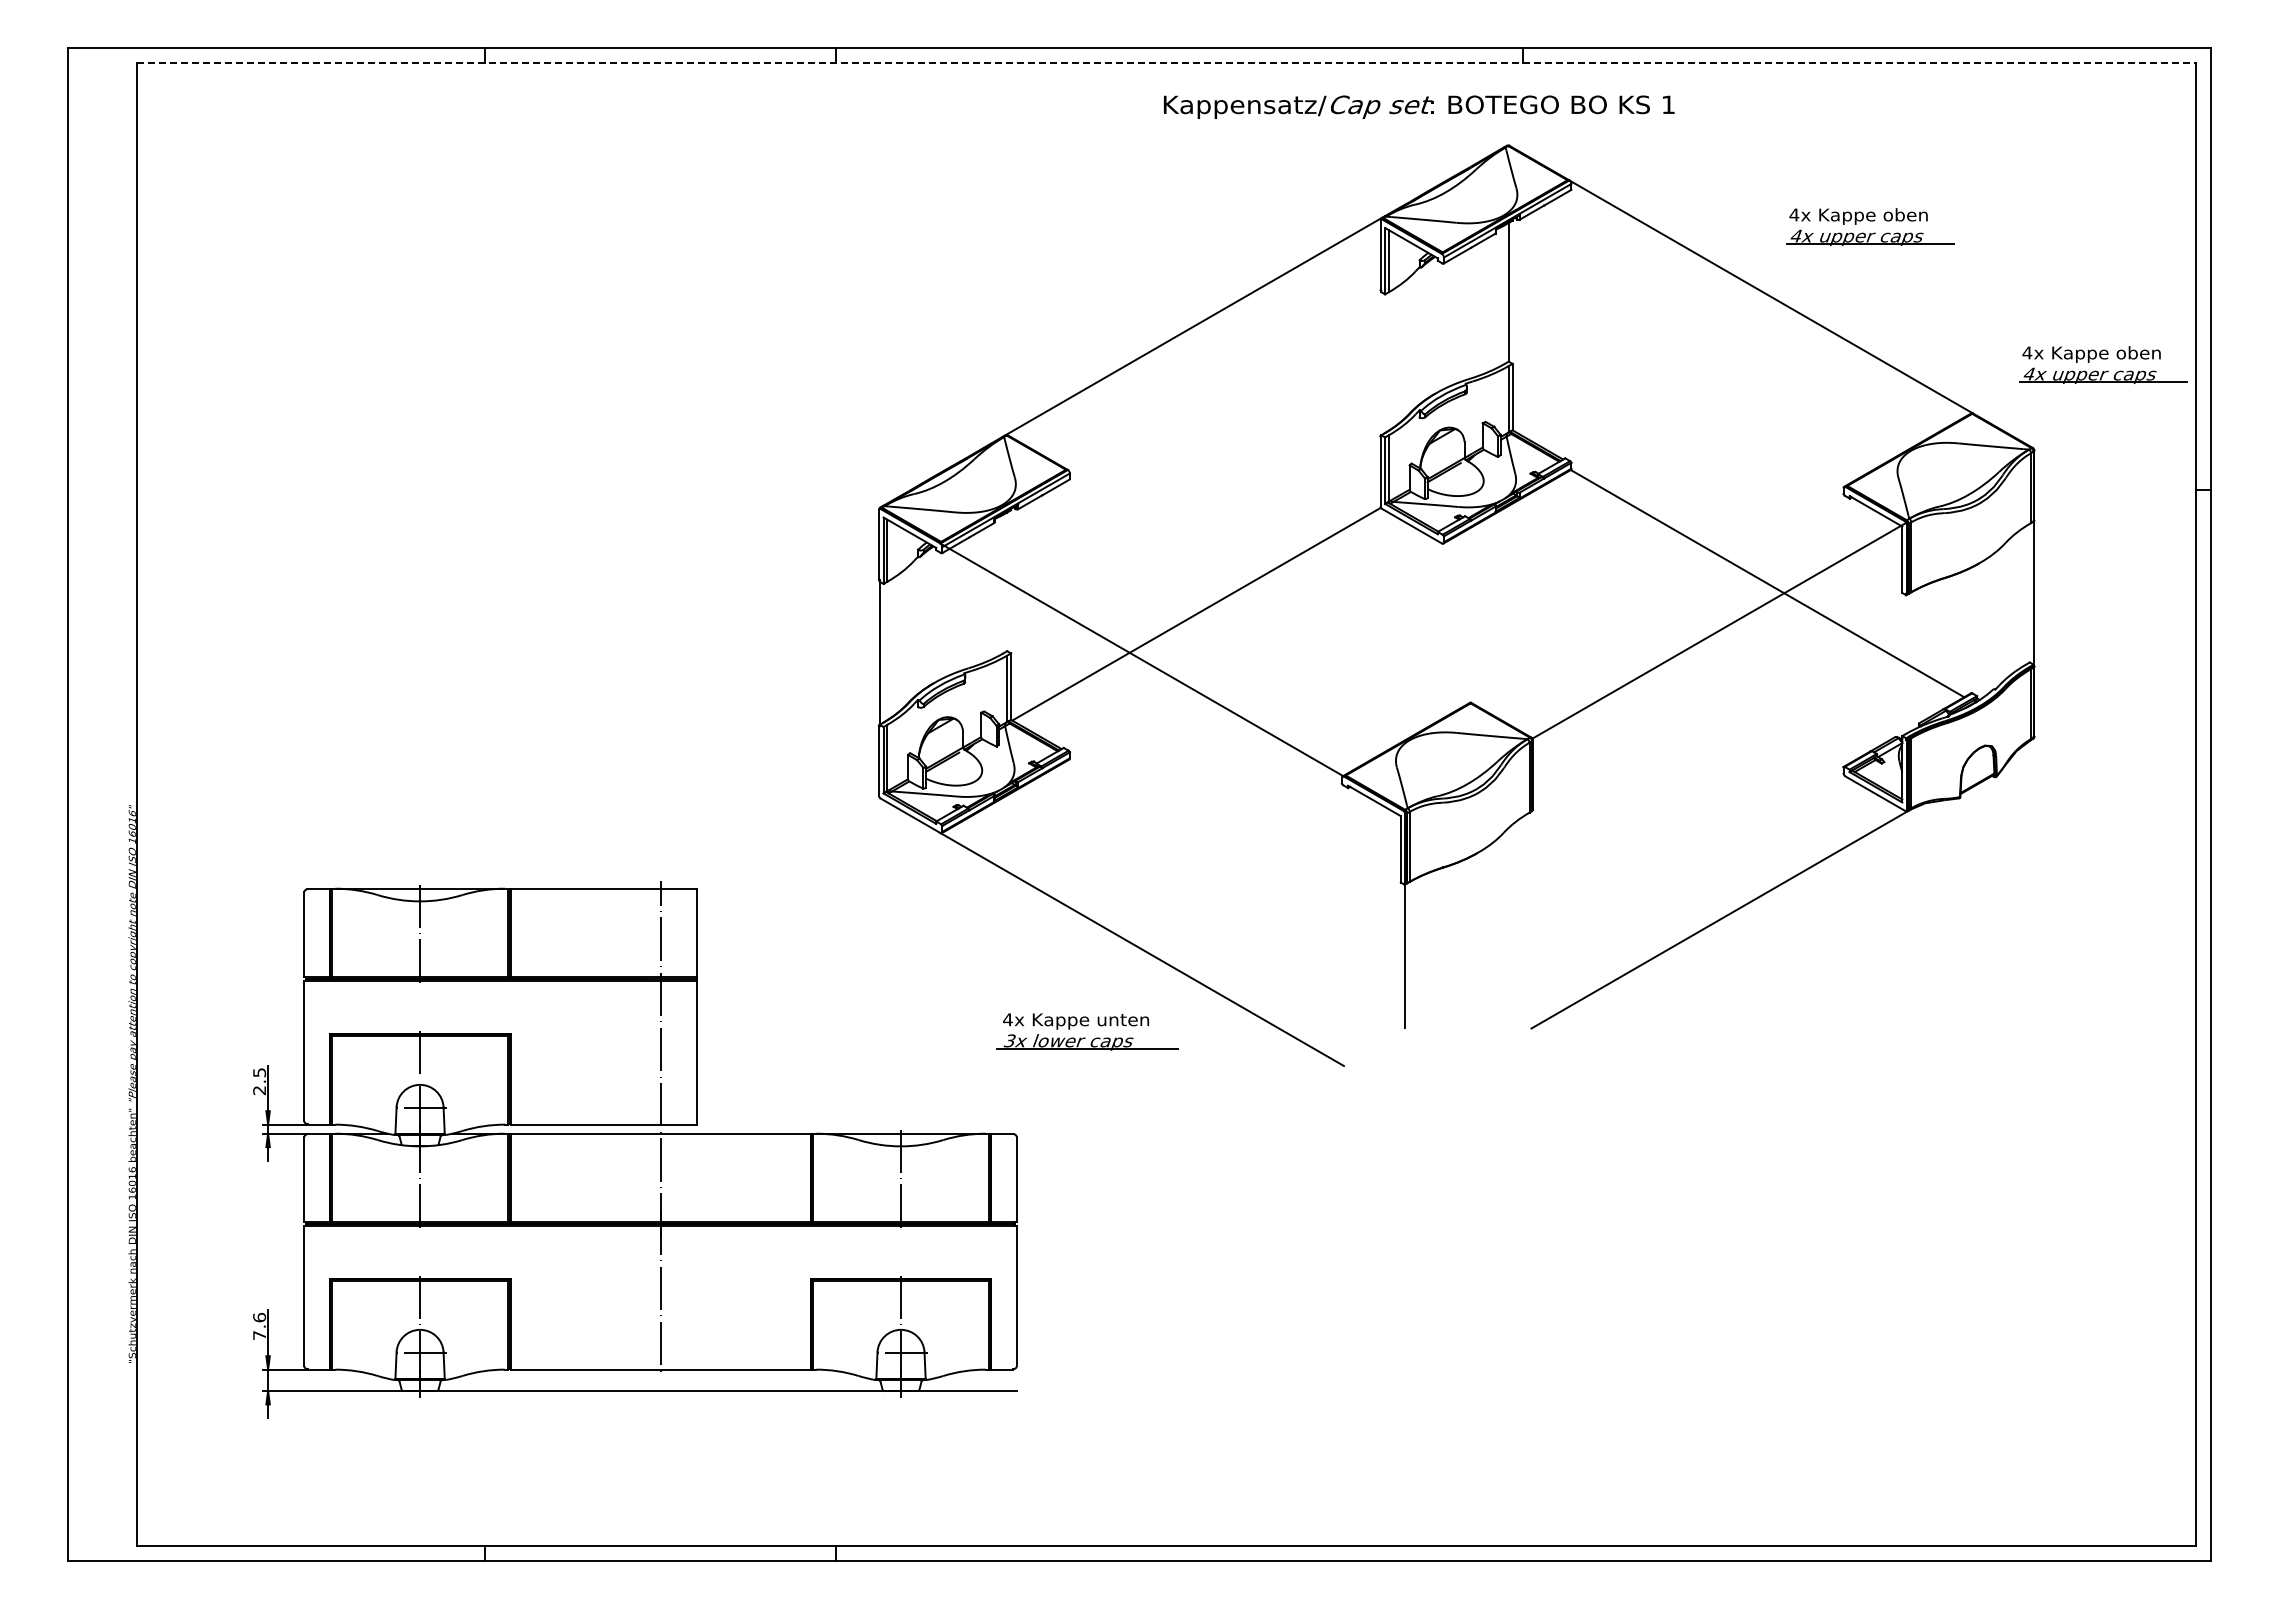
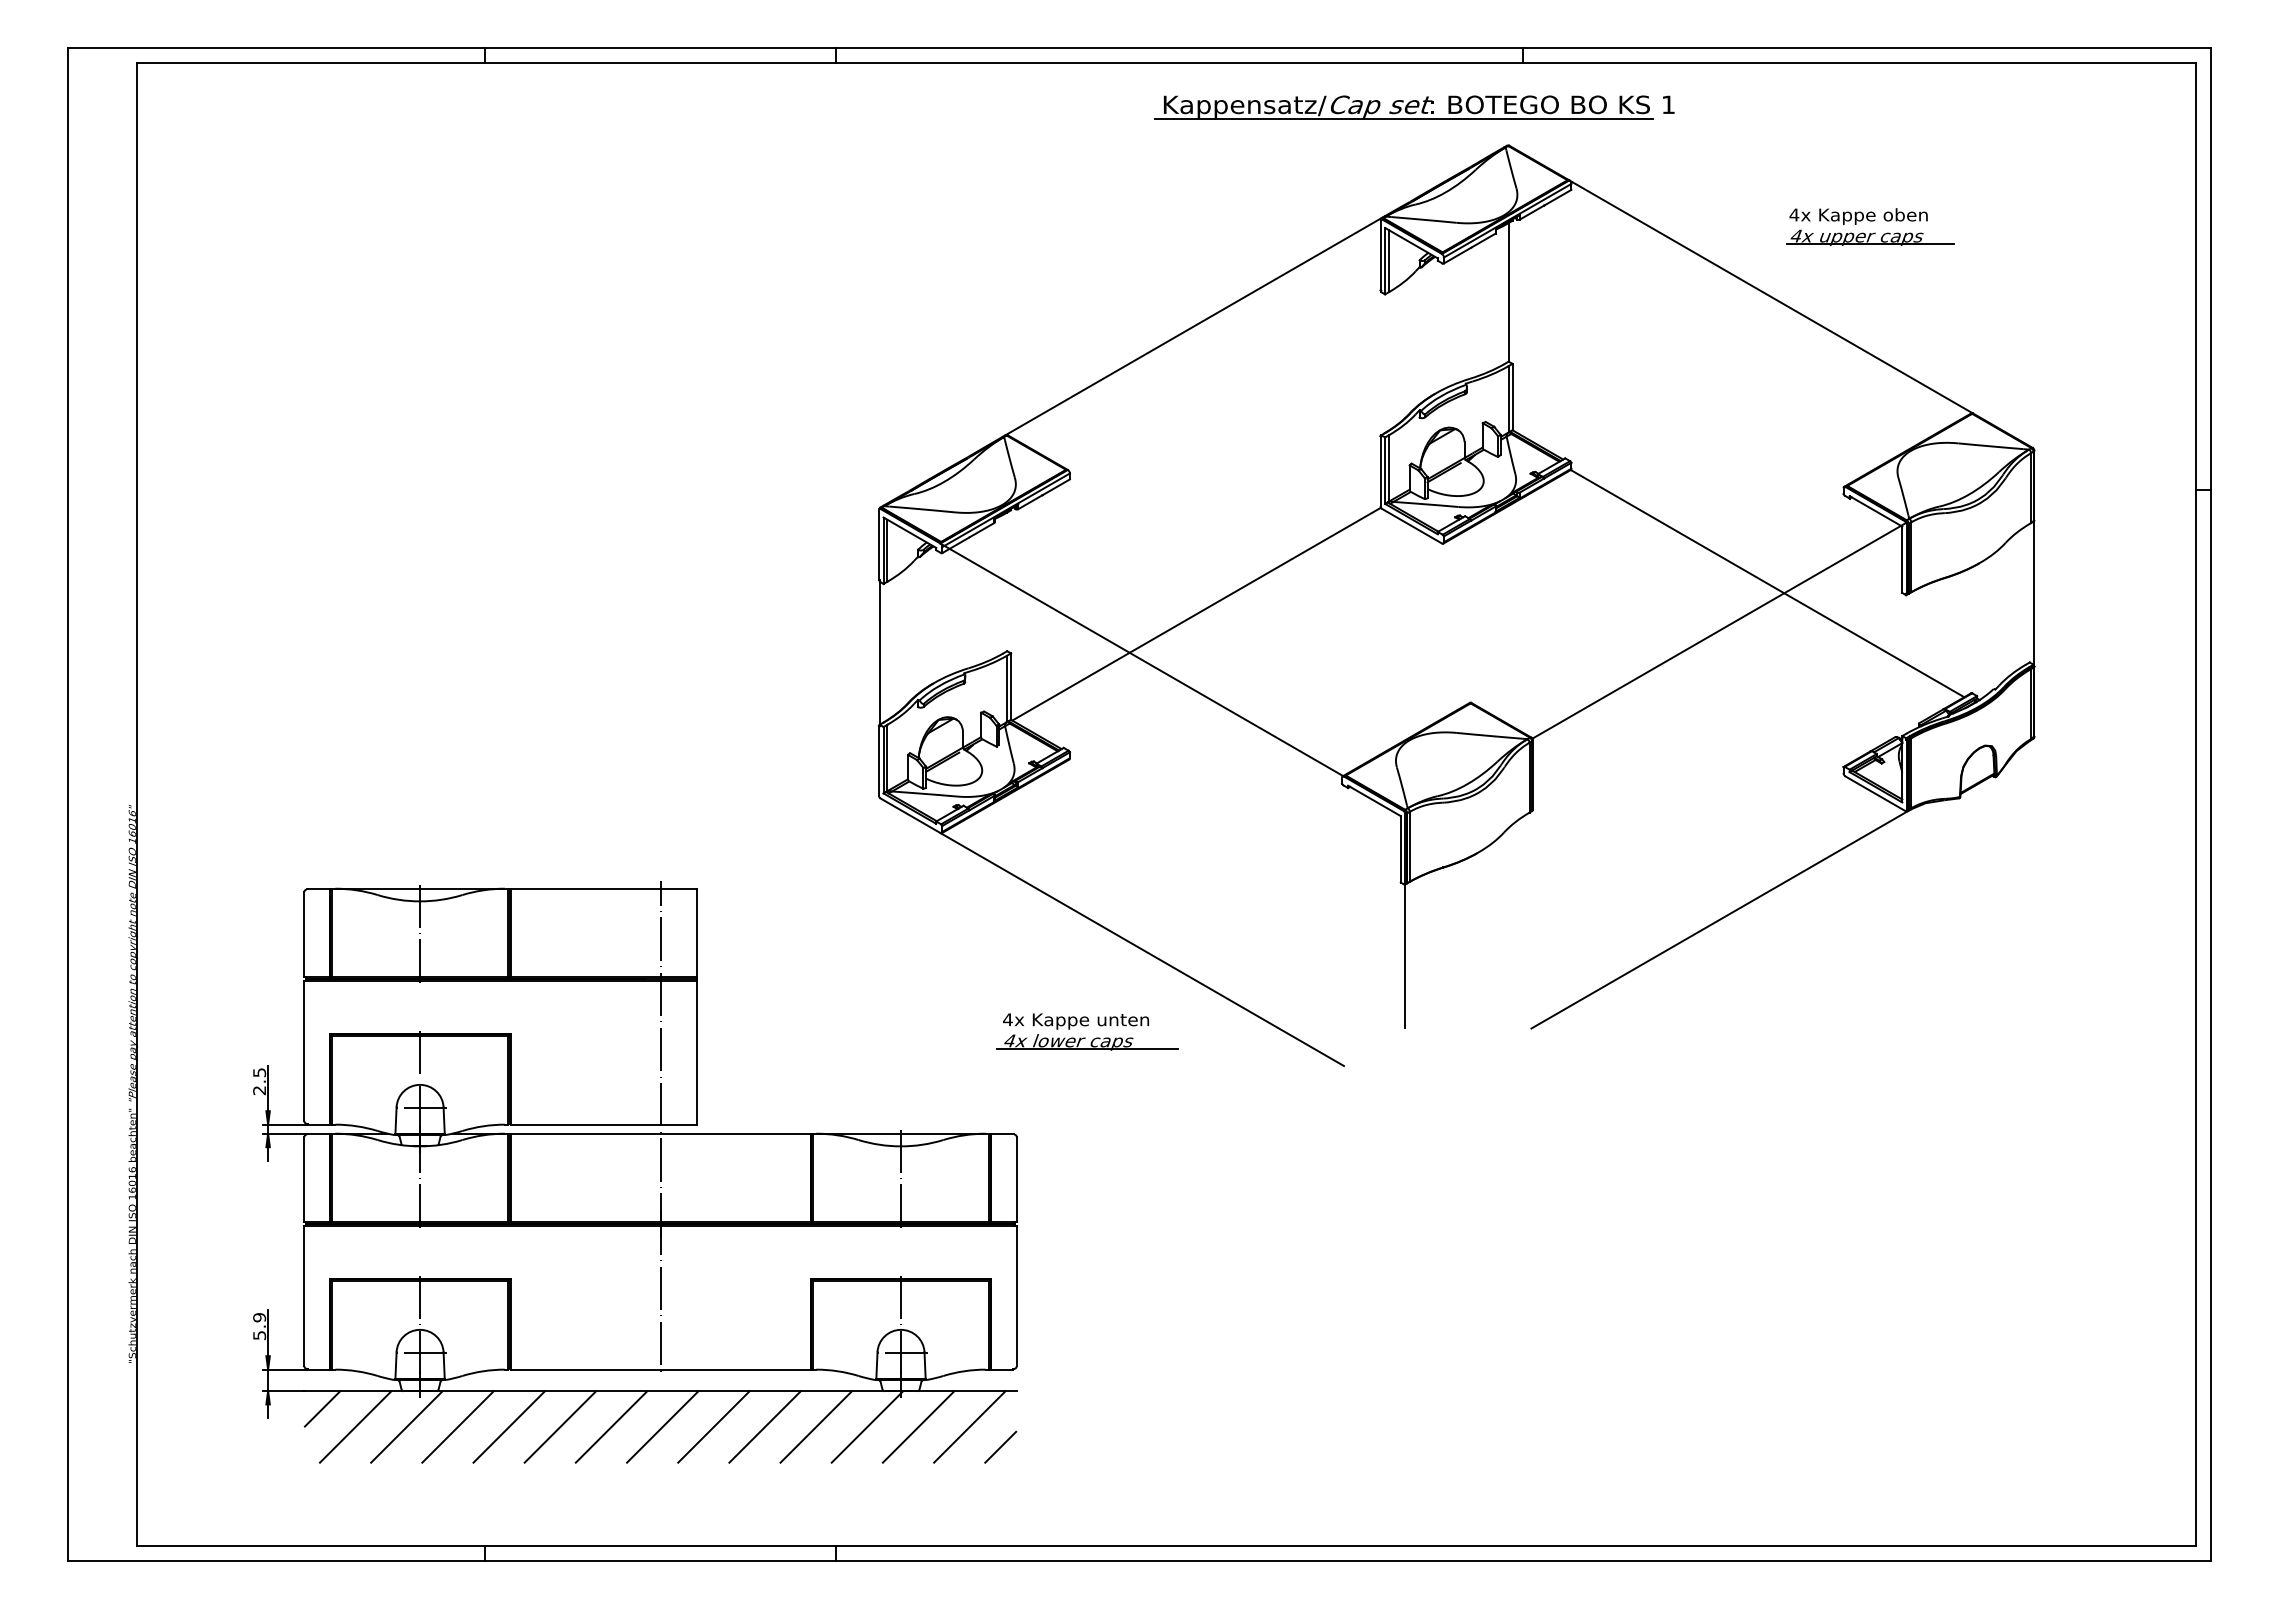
line: dashed -> solid (1166, 62)
line: none -> present (1403, 119)
part: present -> none (2103, 364)
text: 3x -> 4x (1009, 1040)
text: 7.6 -> 5.9 (259, 1325)
hatch: none -> present (660, 1427)
